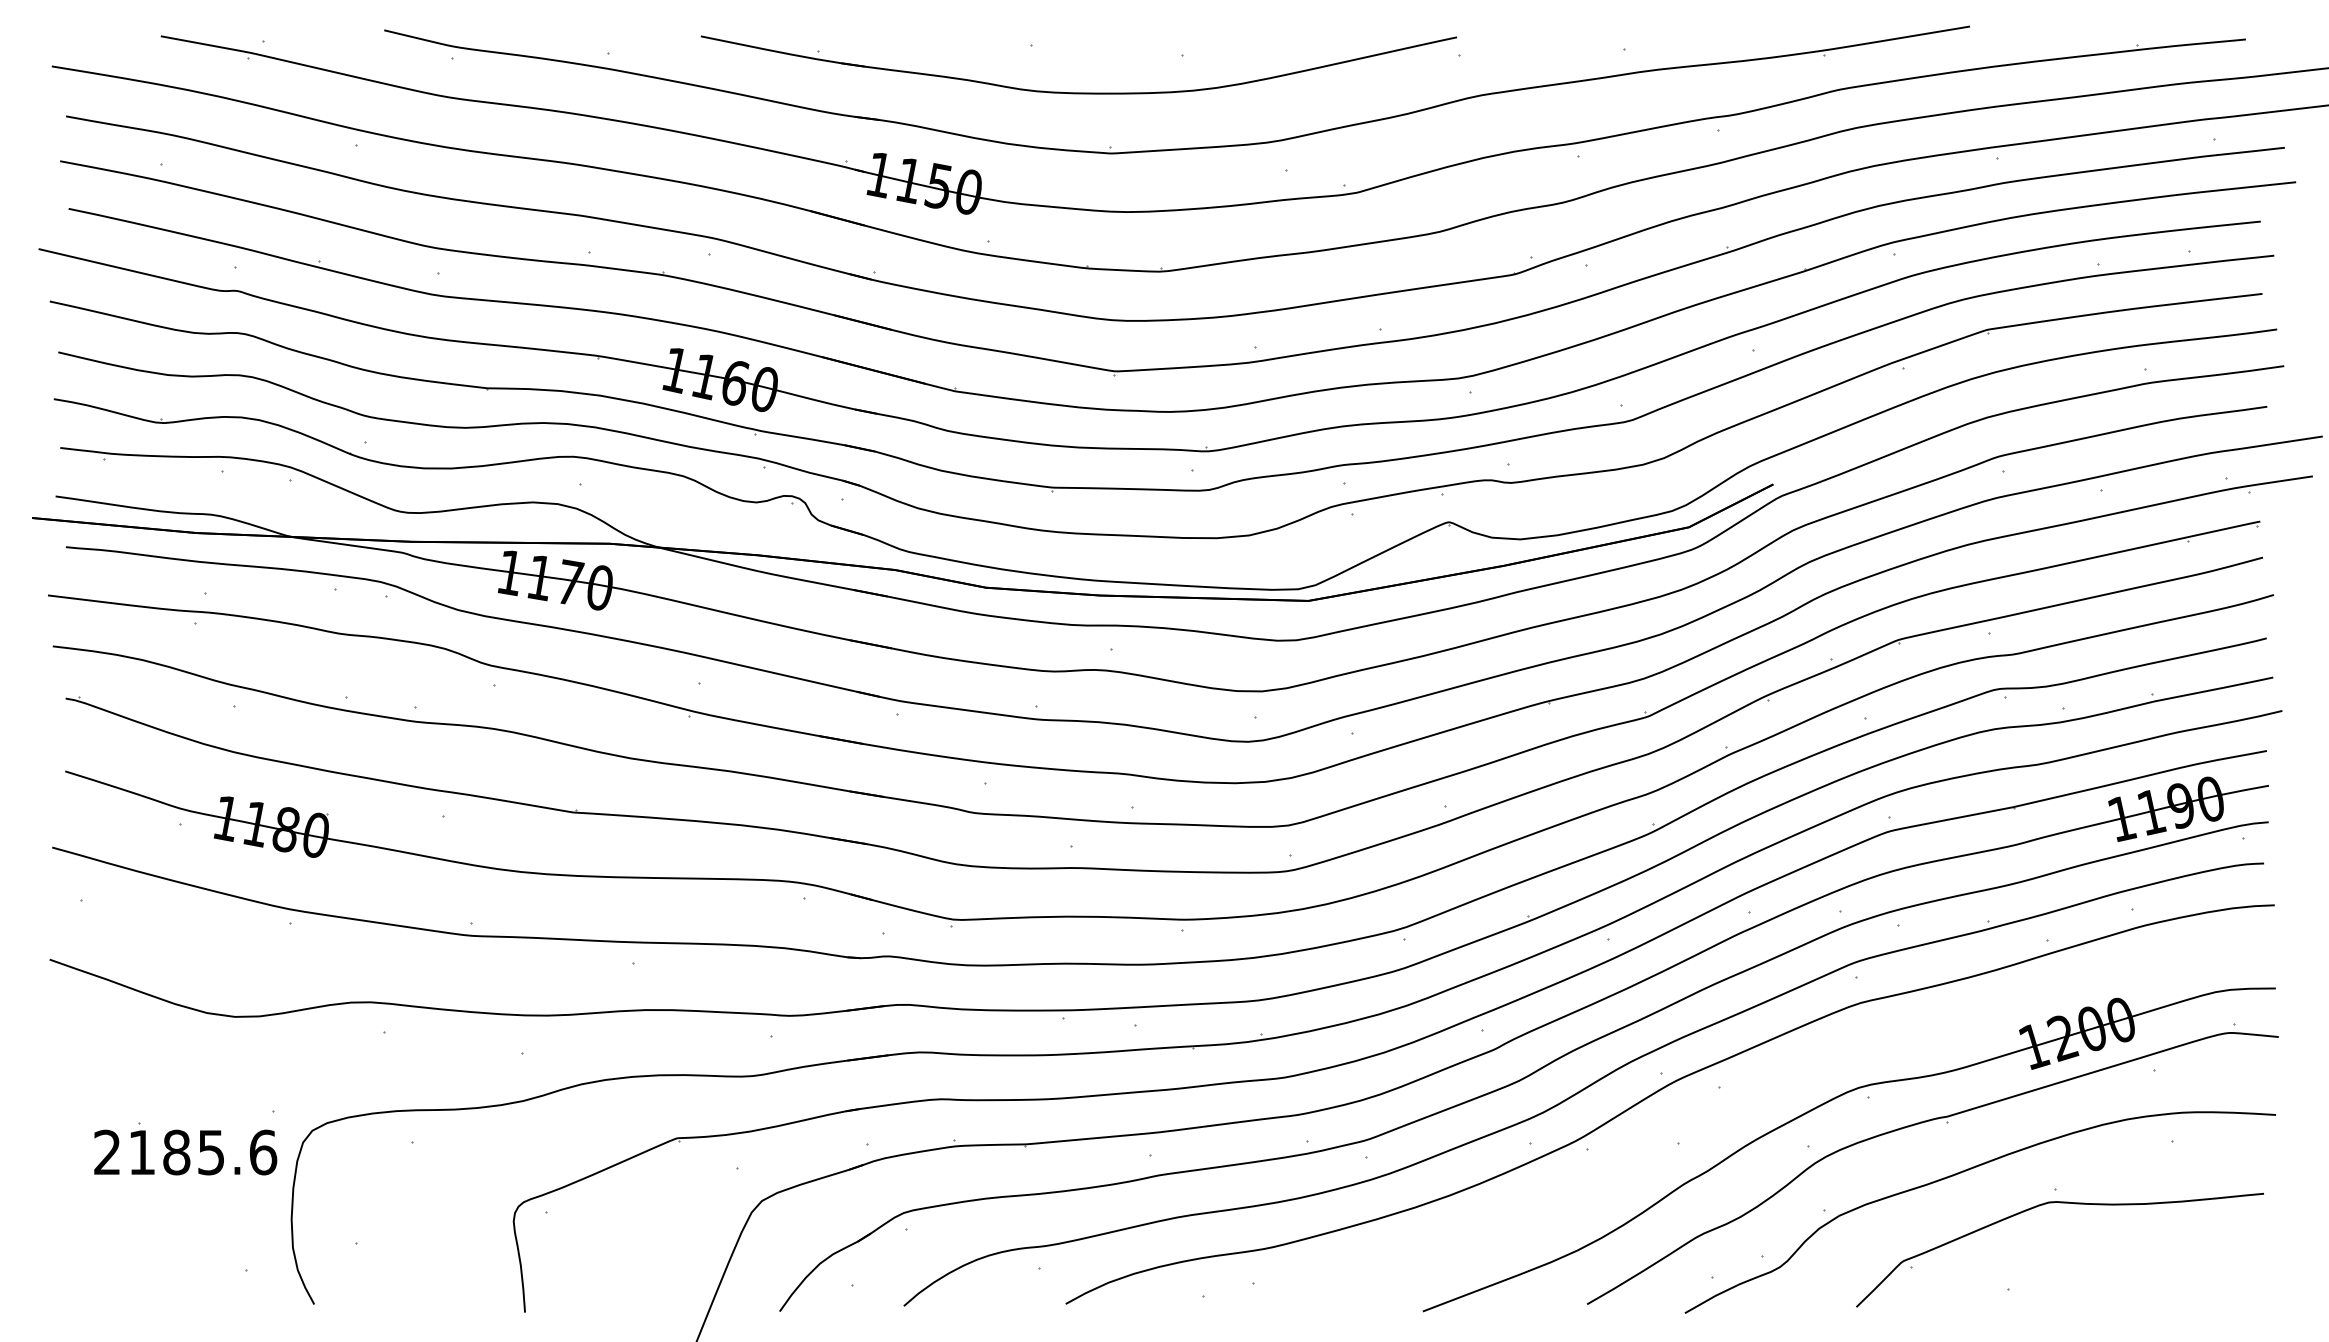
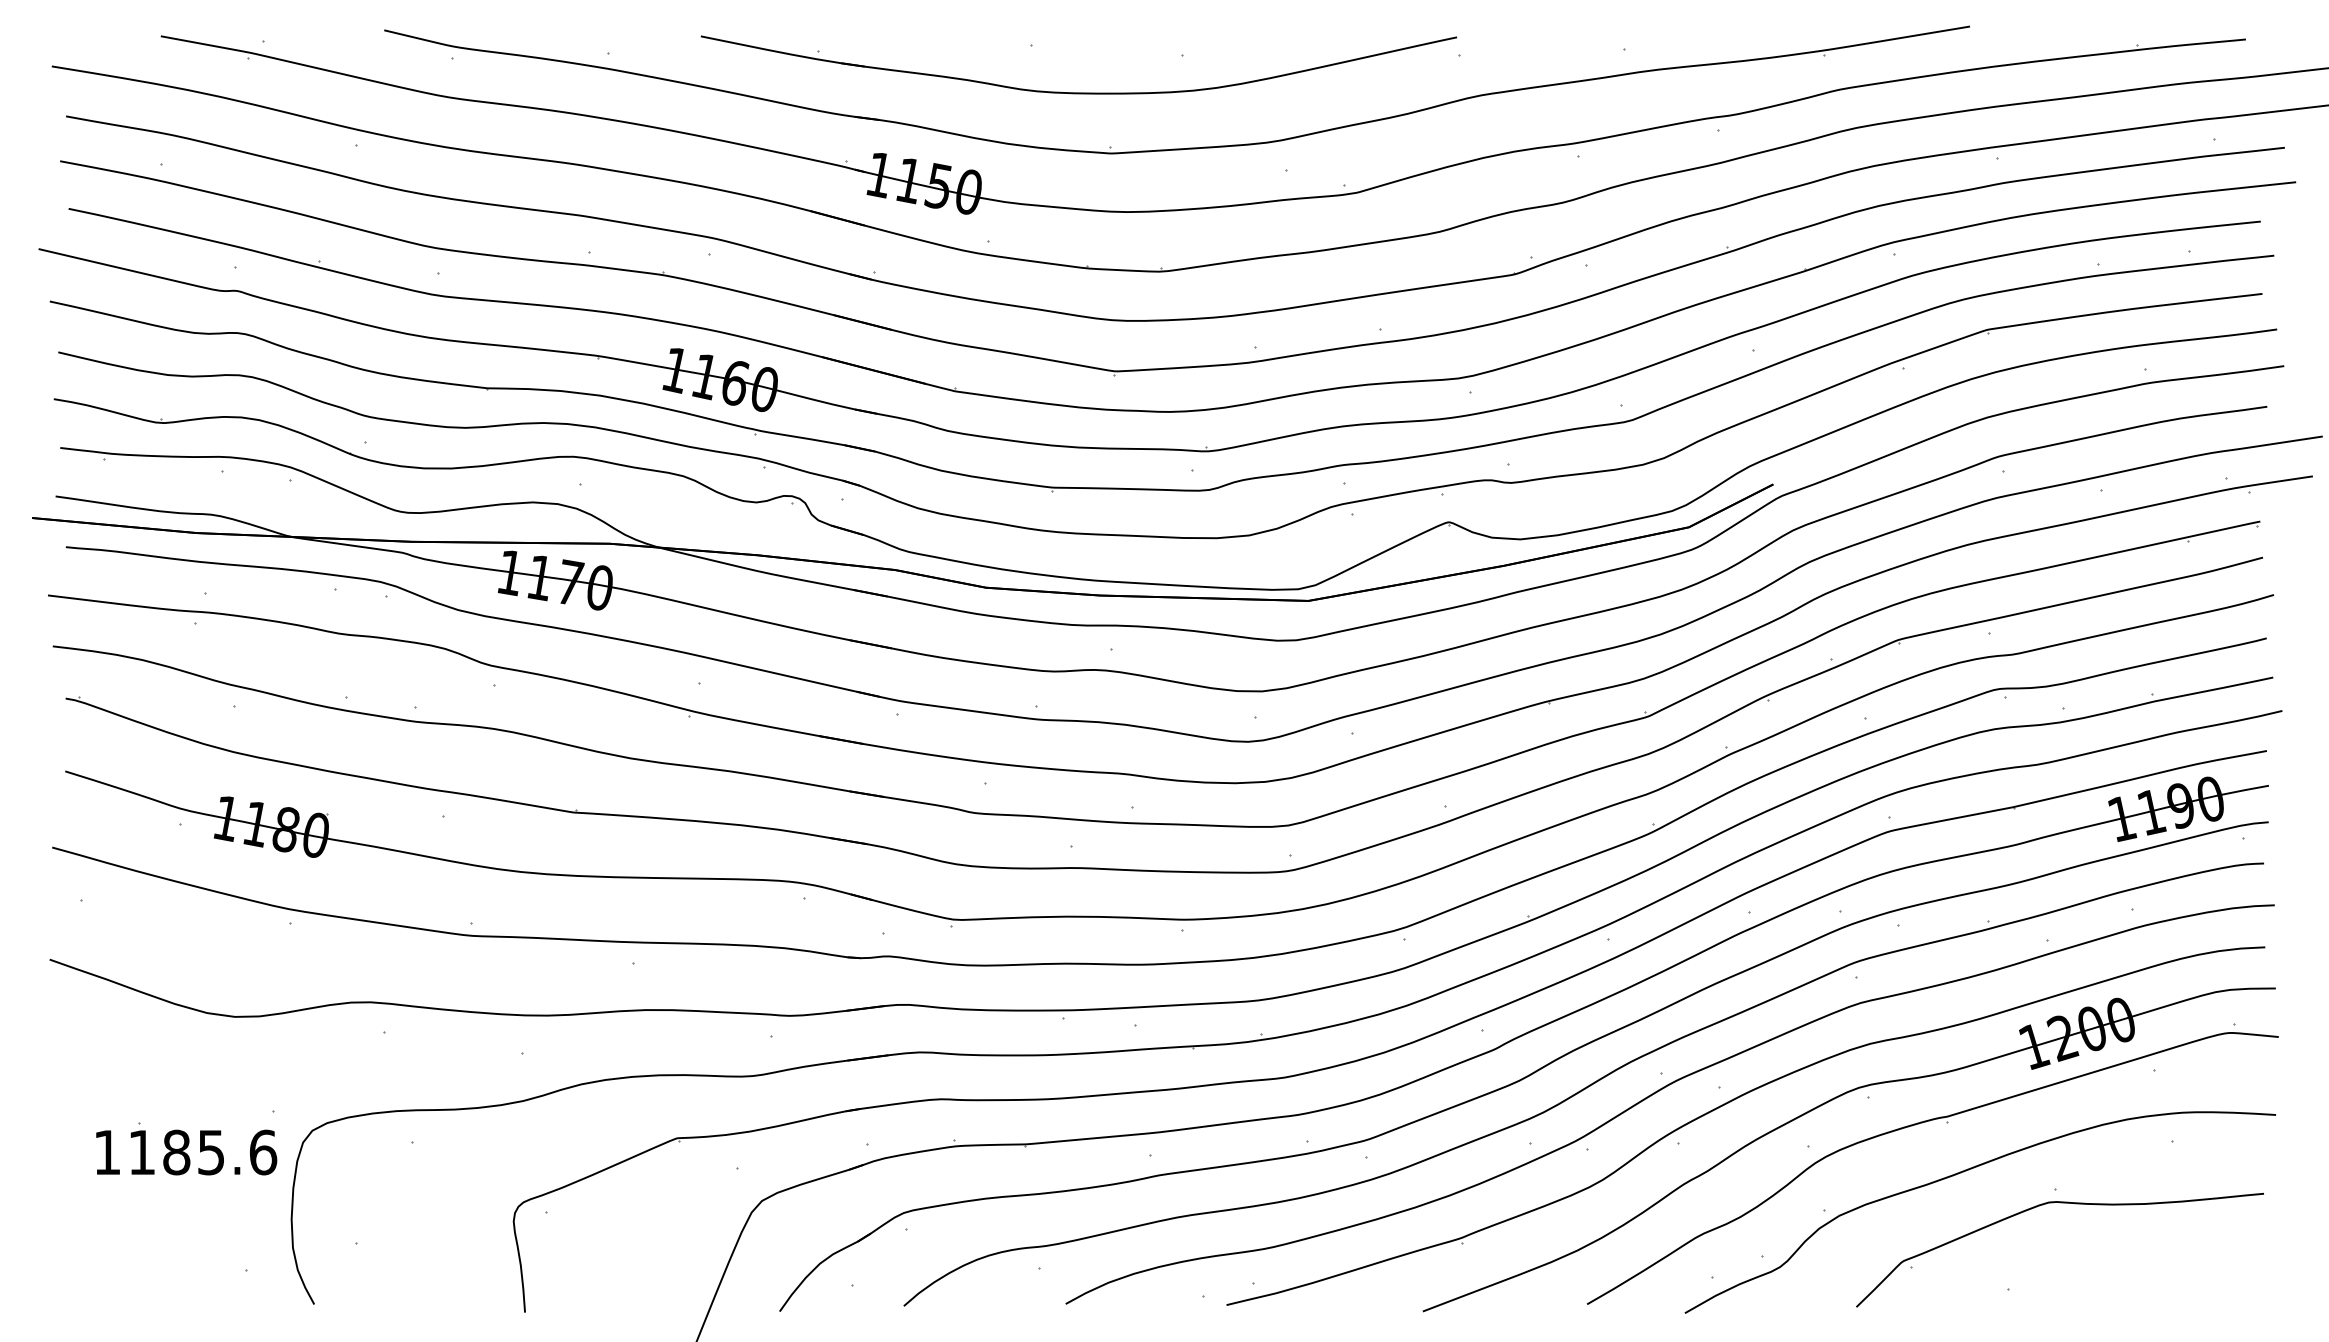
part: none -> present (1732, 1101)
text: 2185.6 -> 1185.6 (106, 1151)
